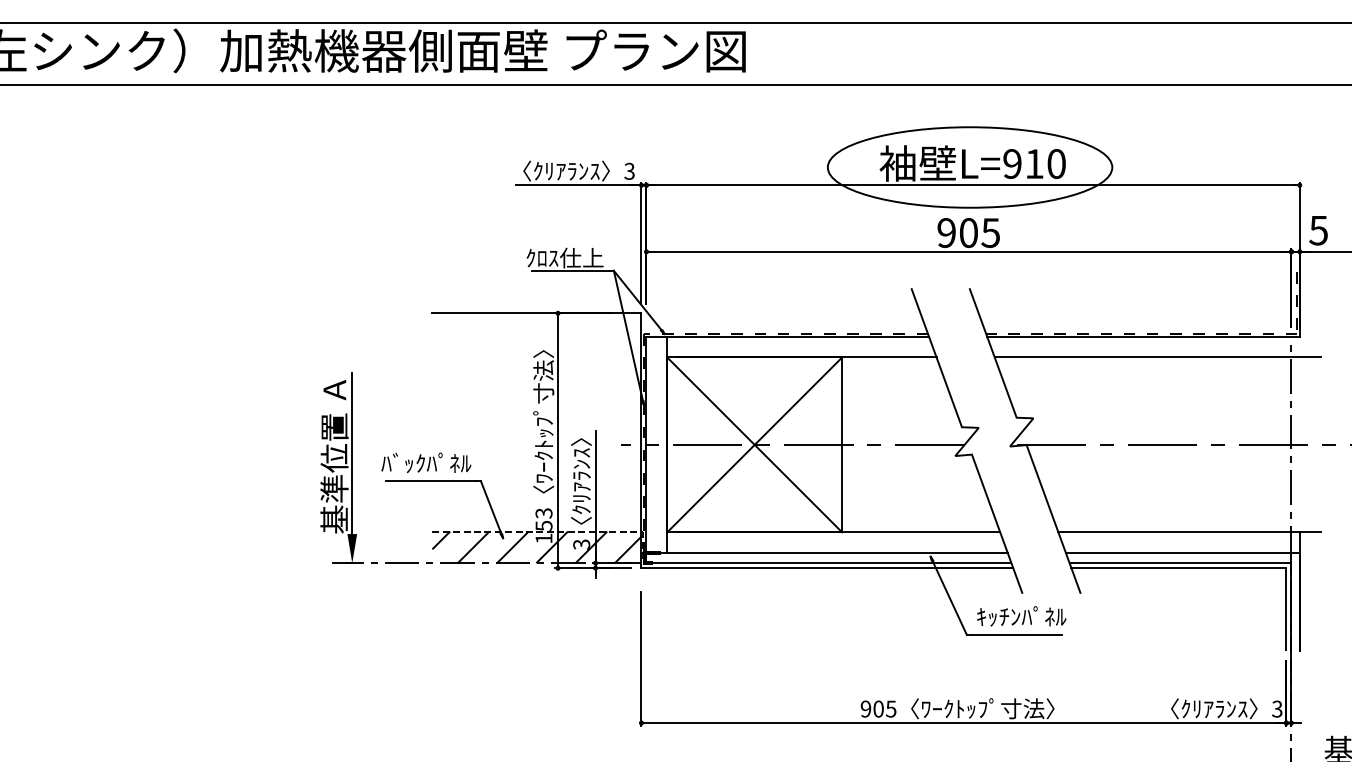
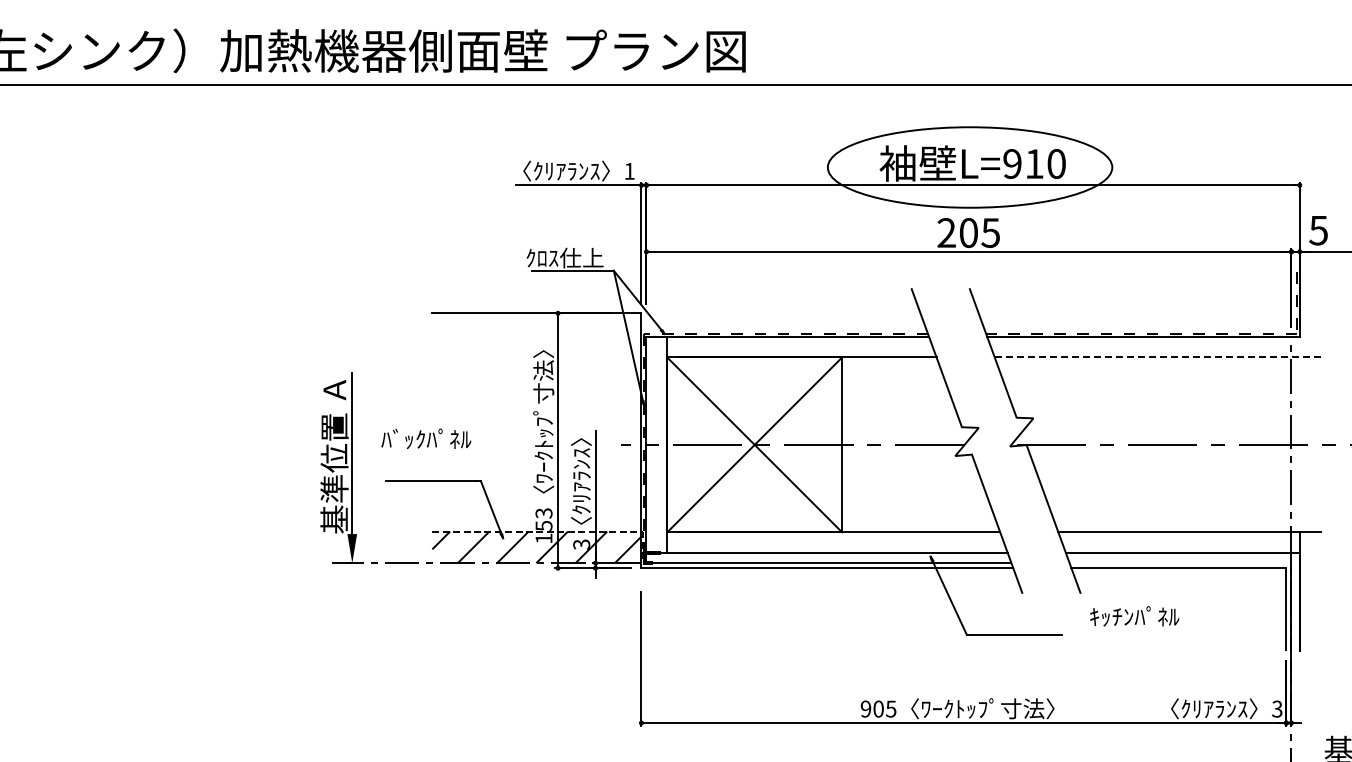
line: present -> none (675, 22)
text: 3 -> 1 (629, 170)
text: 905 -> 205 (946, 233)
line: solid -> dashed (1157, 357)
text position: (426, 462) -> (426, 438) (426, 438)
line: present -> none (1180, 563)
text position: (1021, 616) -> (1134, 616) (1134, 616)
